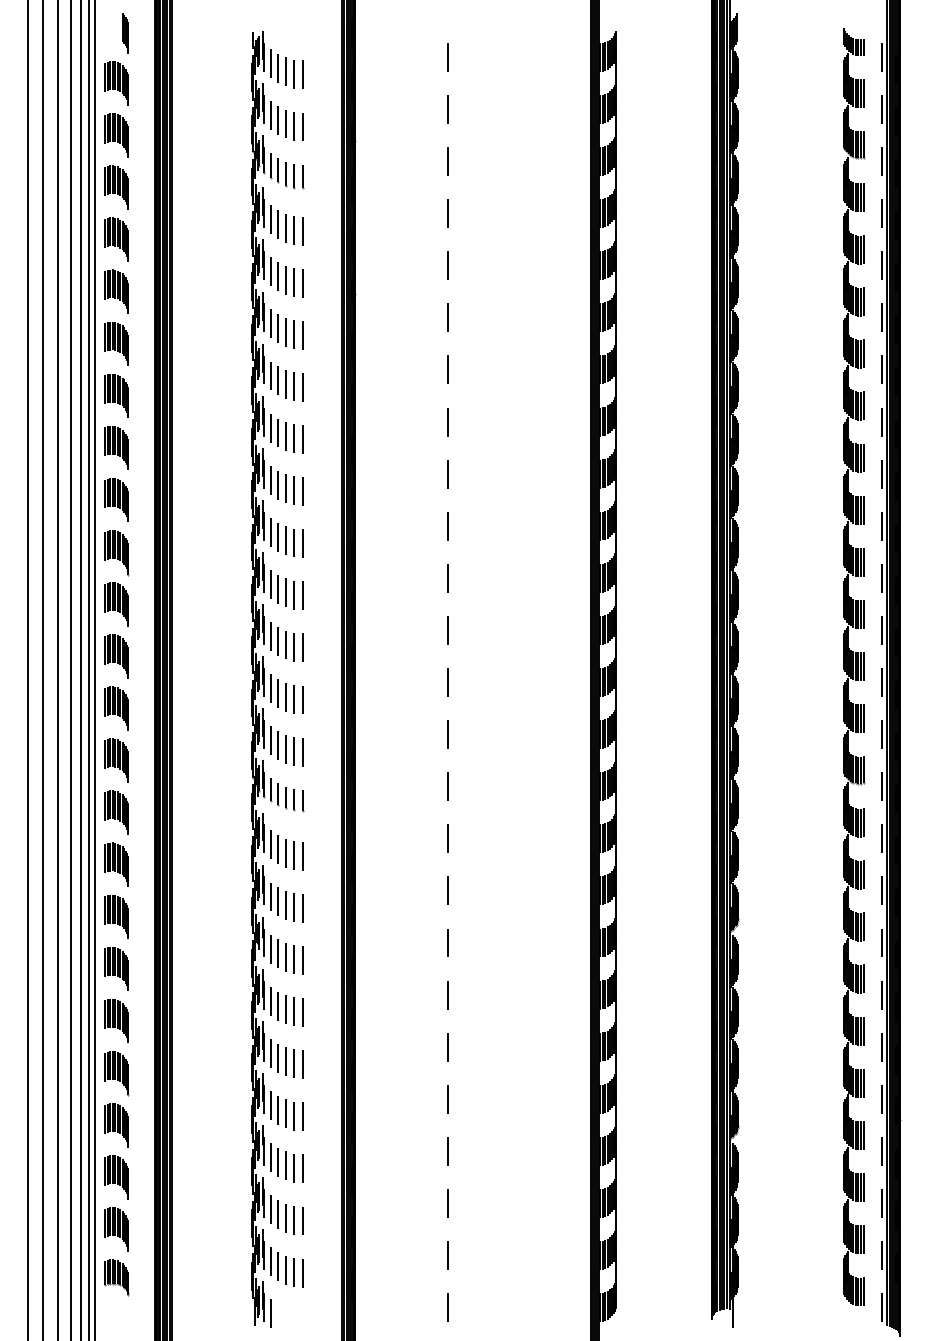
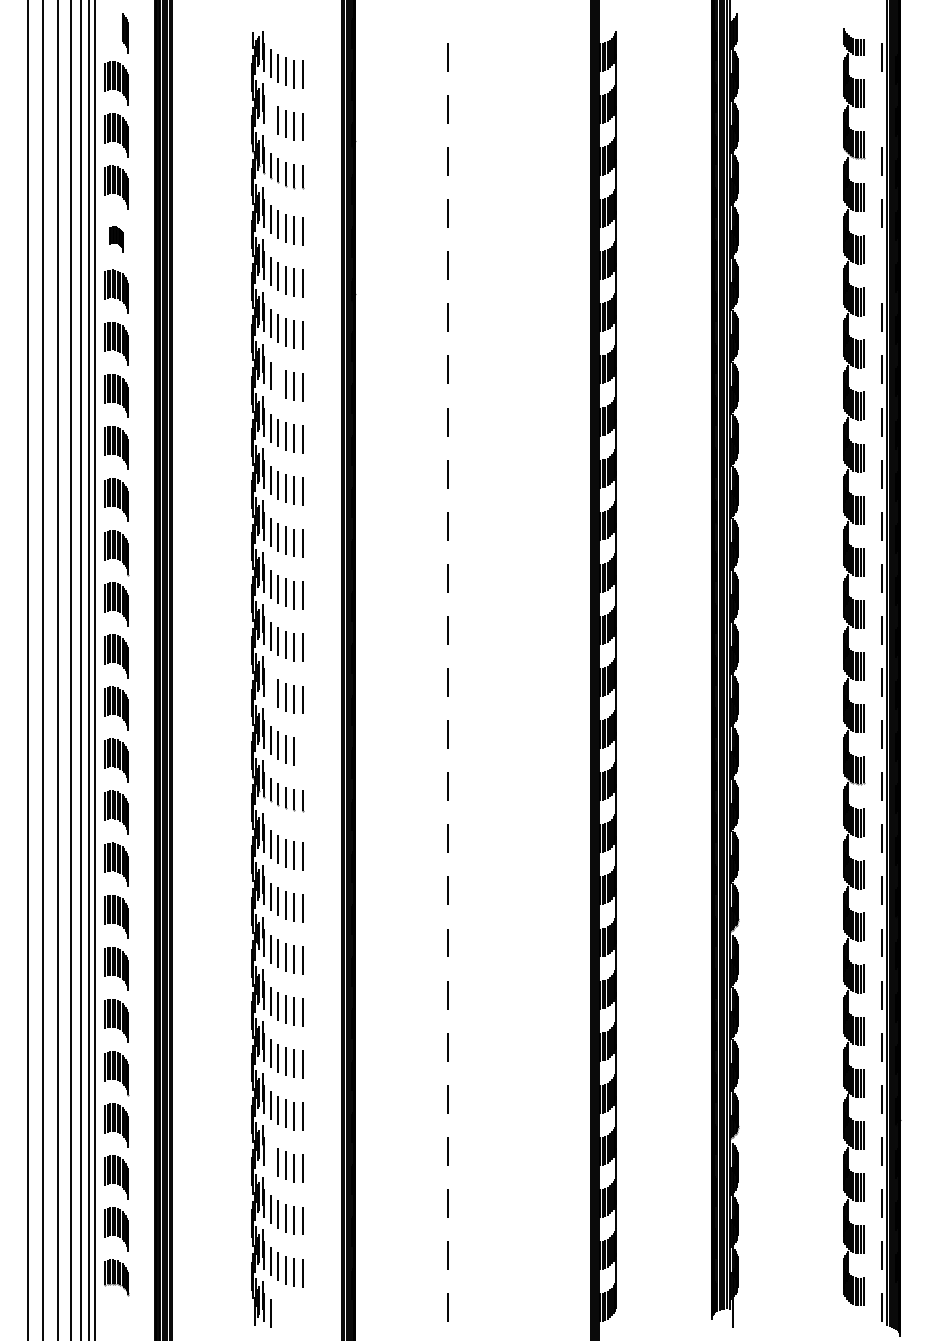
line: present -> none (881, 109)
line: present -> none (270, 115)
part size: 25x45 px -> 15x27 px (116, 239)
line: present -> none (881, 265)
line: present -> none (277, 380)
line: present -> none (270, 688)
line: present -> none (302, 751)
line: present -> none (270, 1156)
